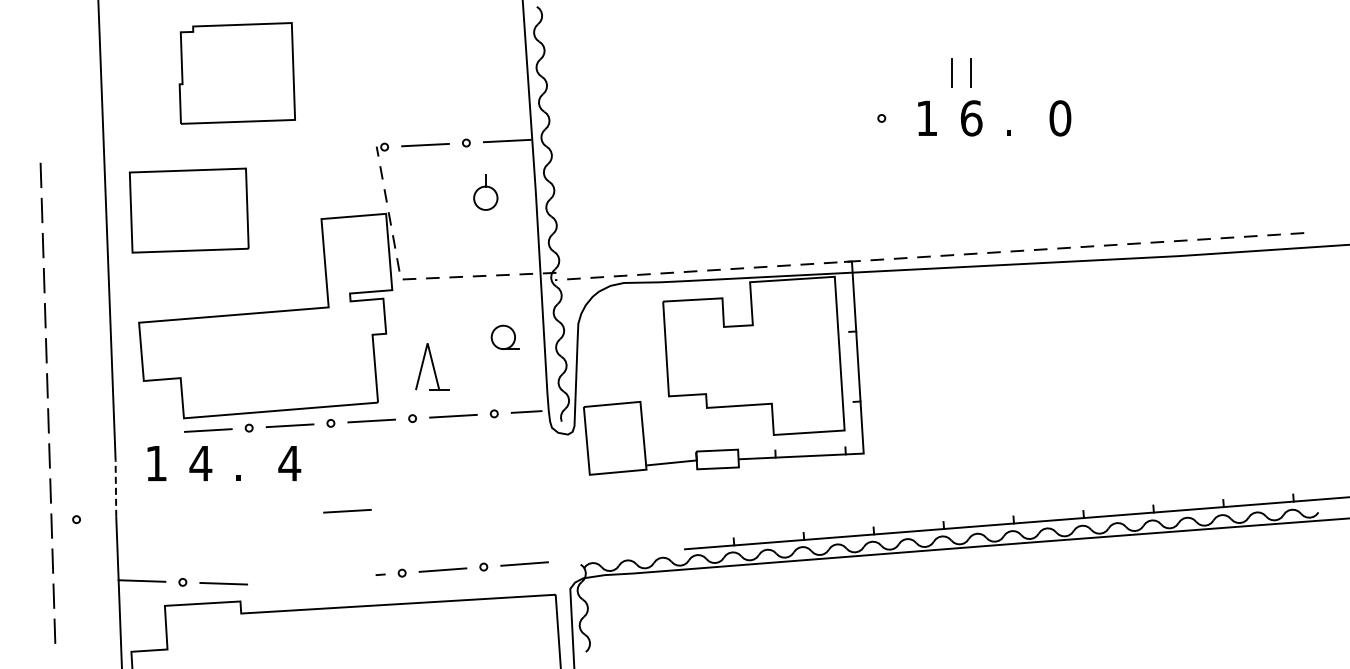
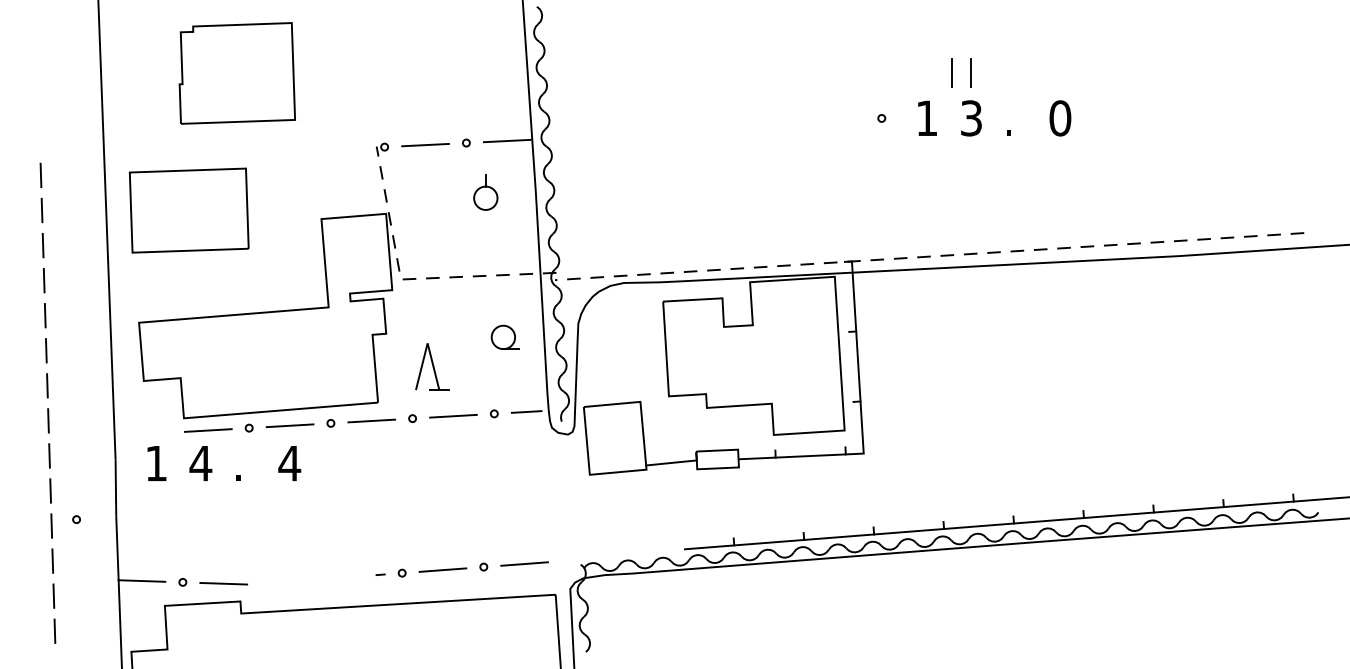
text: 6 -> 3 (971, 118)
line: dashed -> solid (115, 488)
line: present -> none (347, 511)
